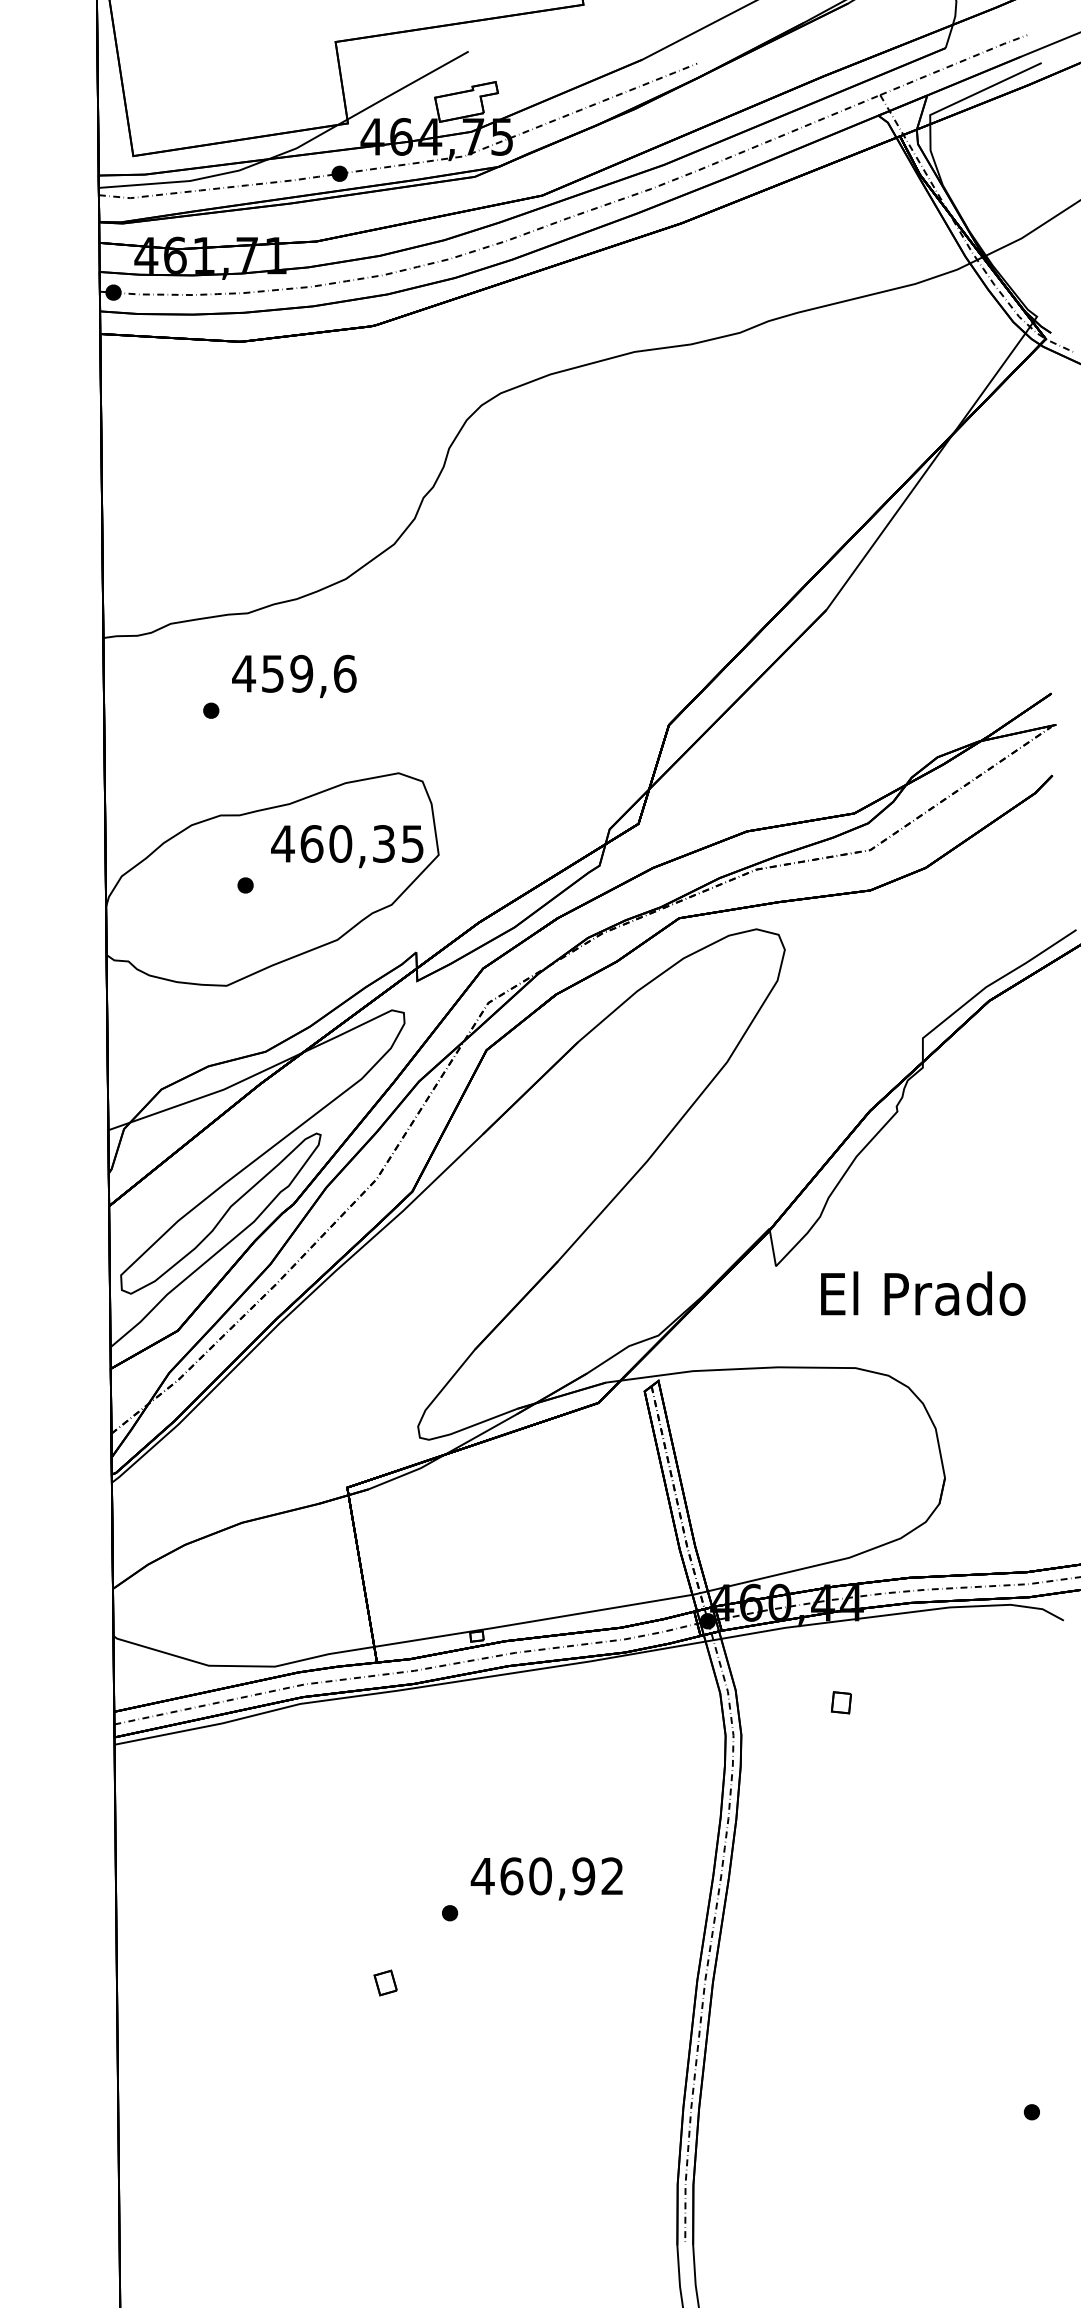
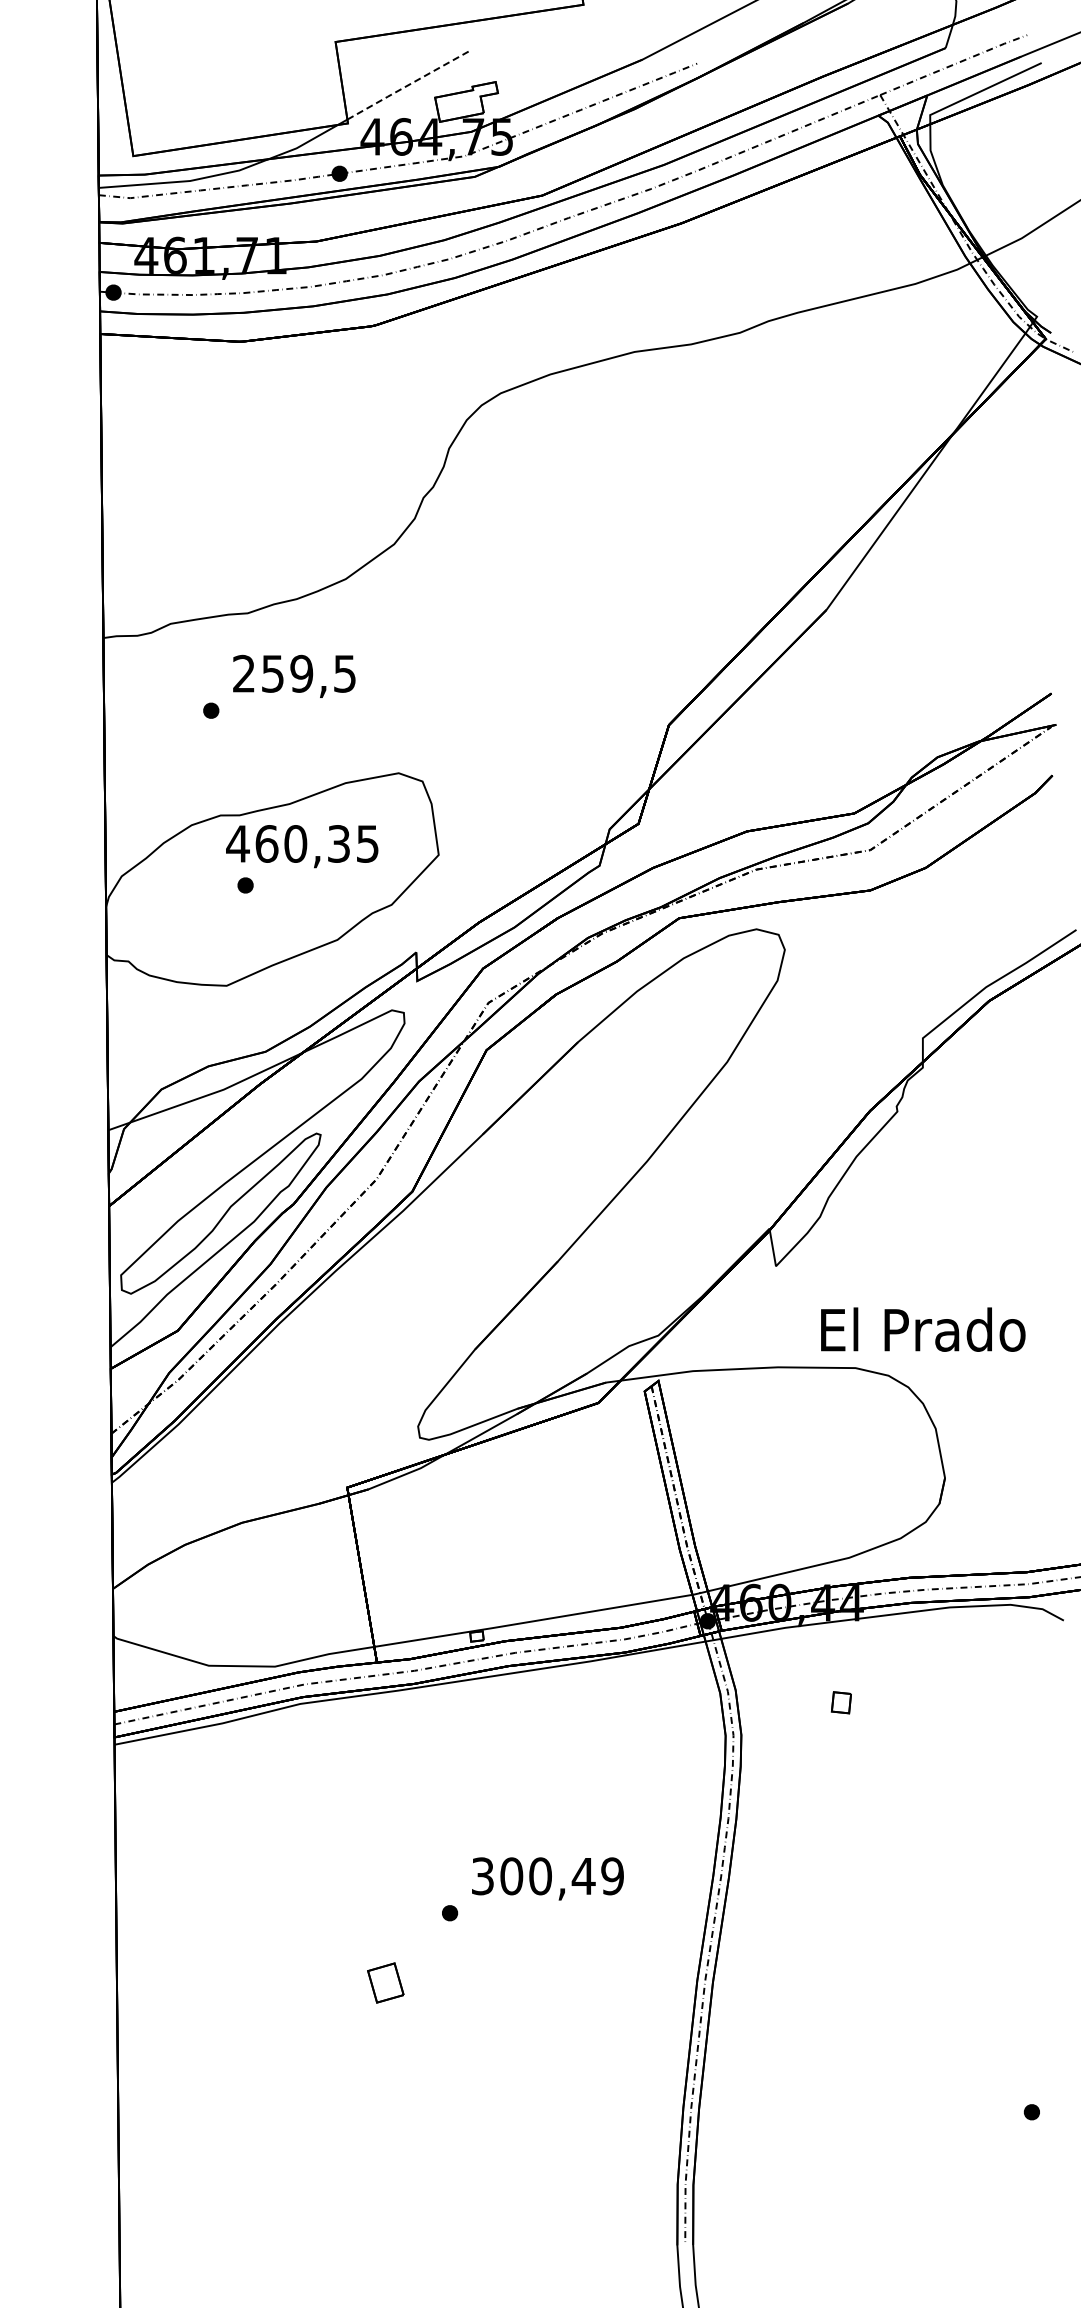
line: solid -> dashed (407, 85)
text: 459,6 -> 259,5 (294, 673)
text position: (347, 846) -> (302, 846) (302, 846)
text position: (923, 1293) -> (923, 1329) (923, 1329)
text: 460,92 -> 300,49 (546, 1876)
part size: 25x28 px -> 38x42 px (385, 1982)
